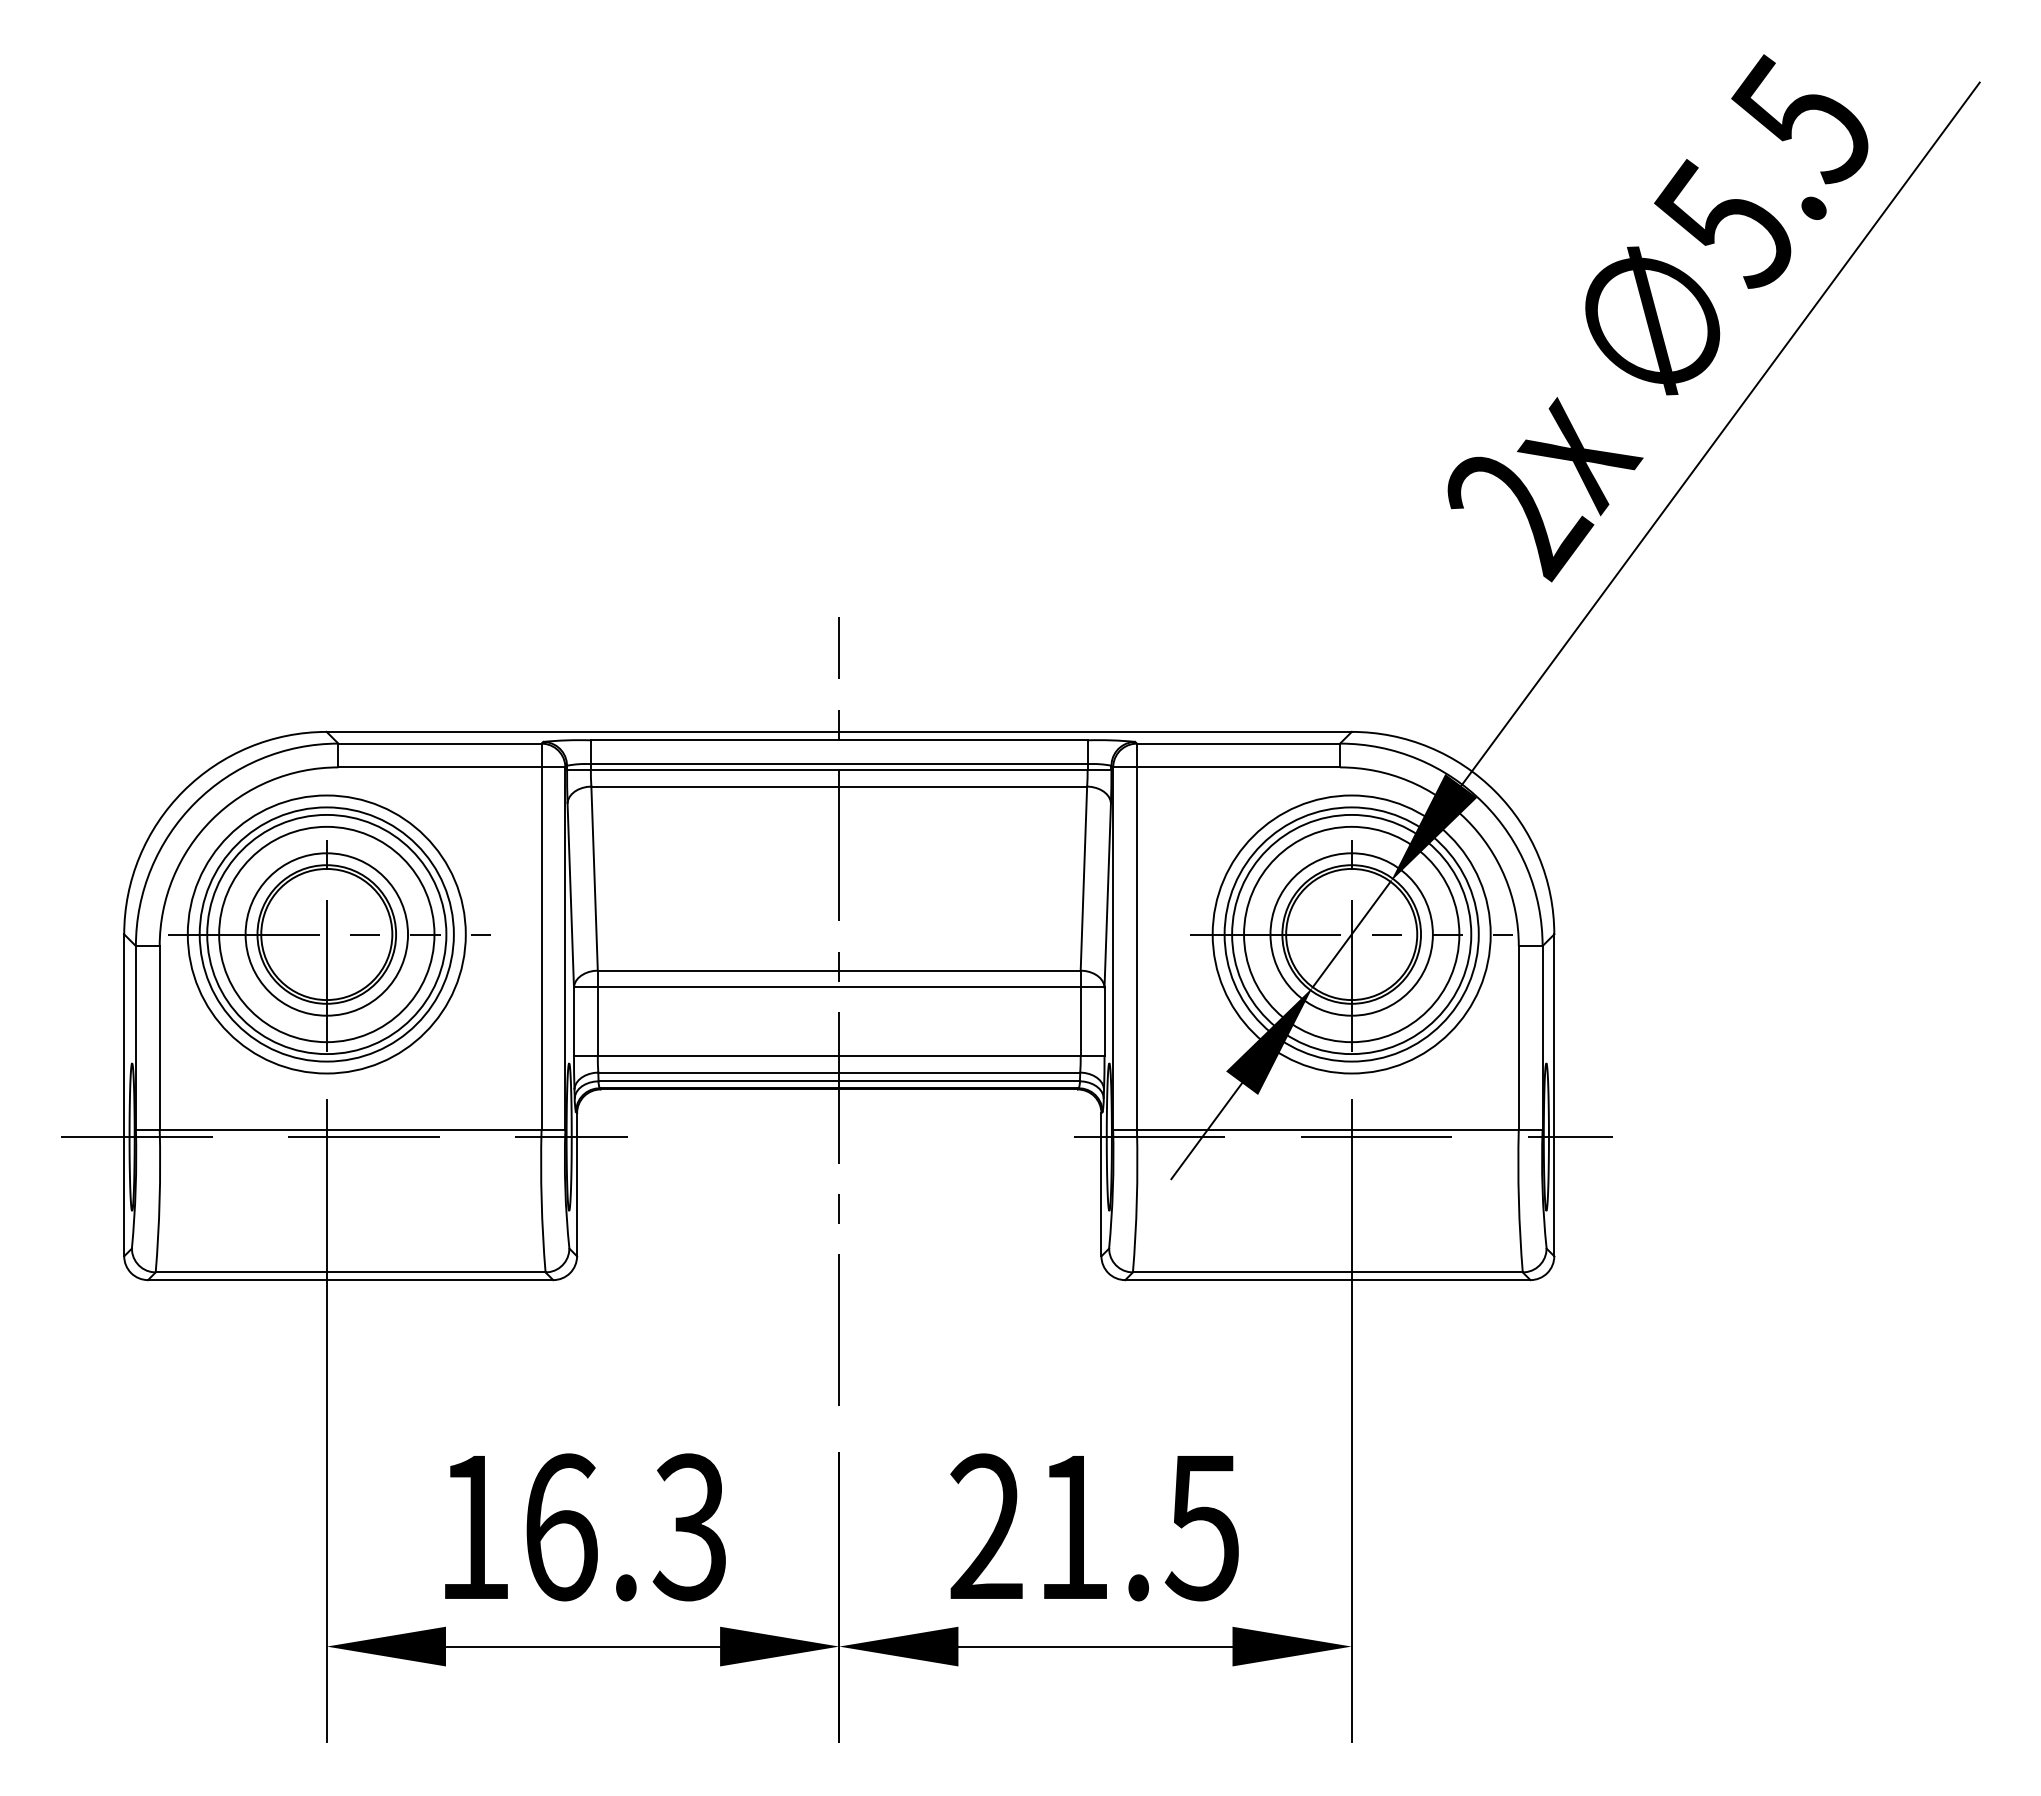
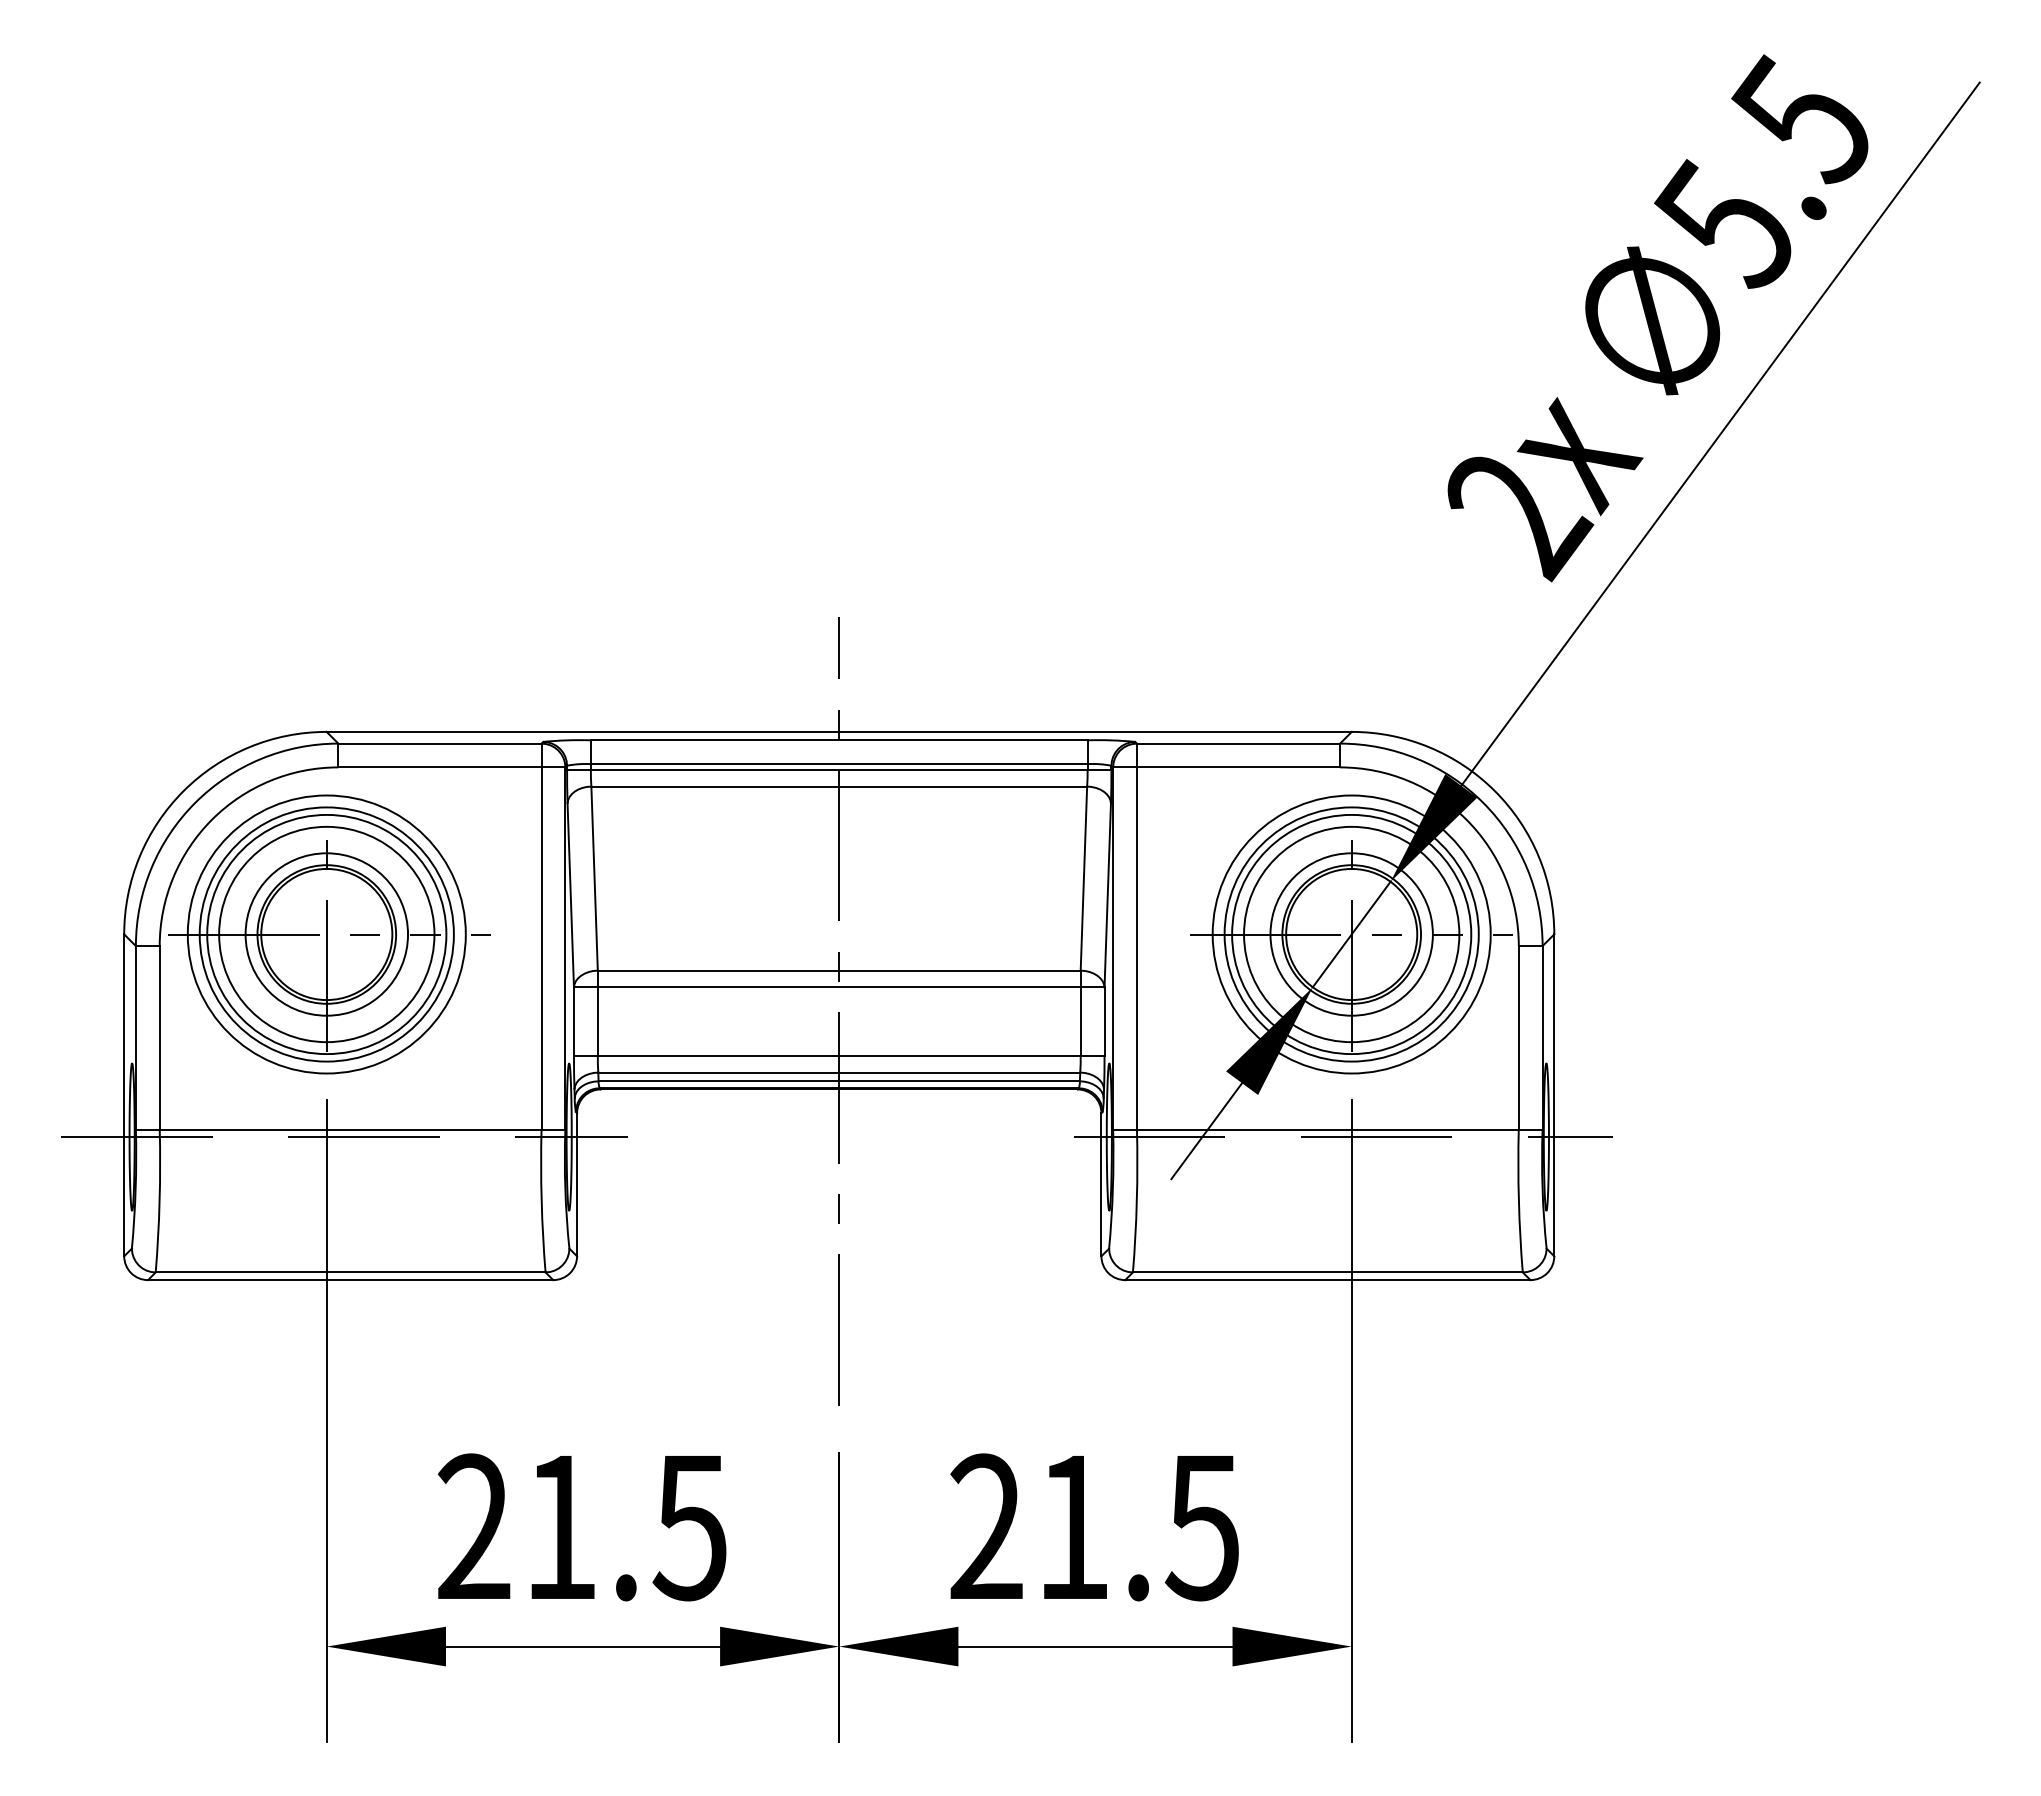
text: 16.3 -> 21.5 (581, 1527)
